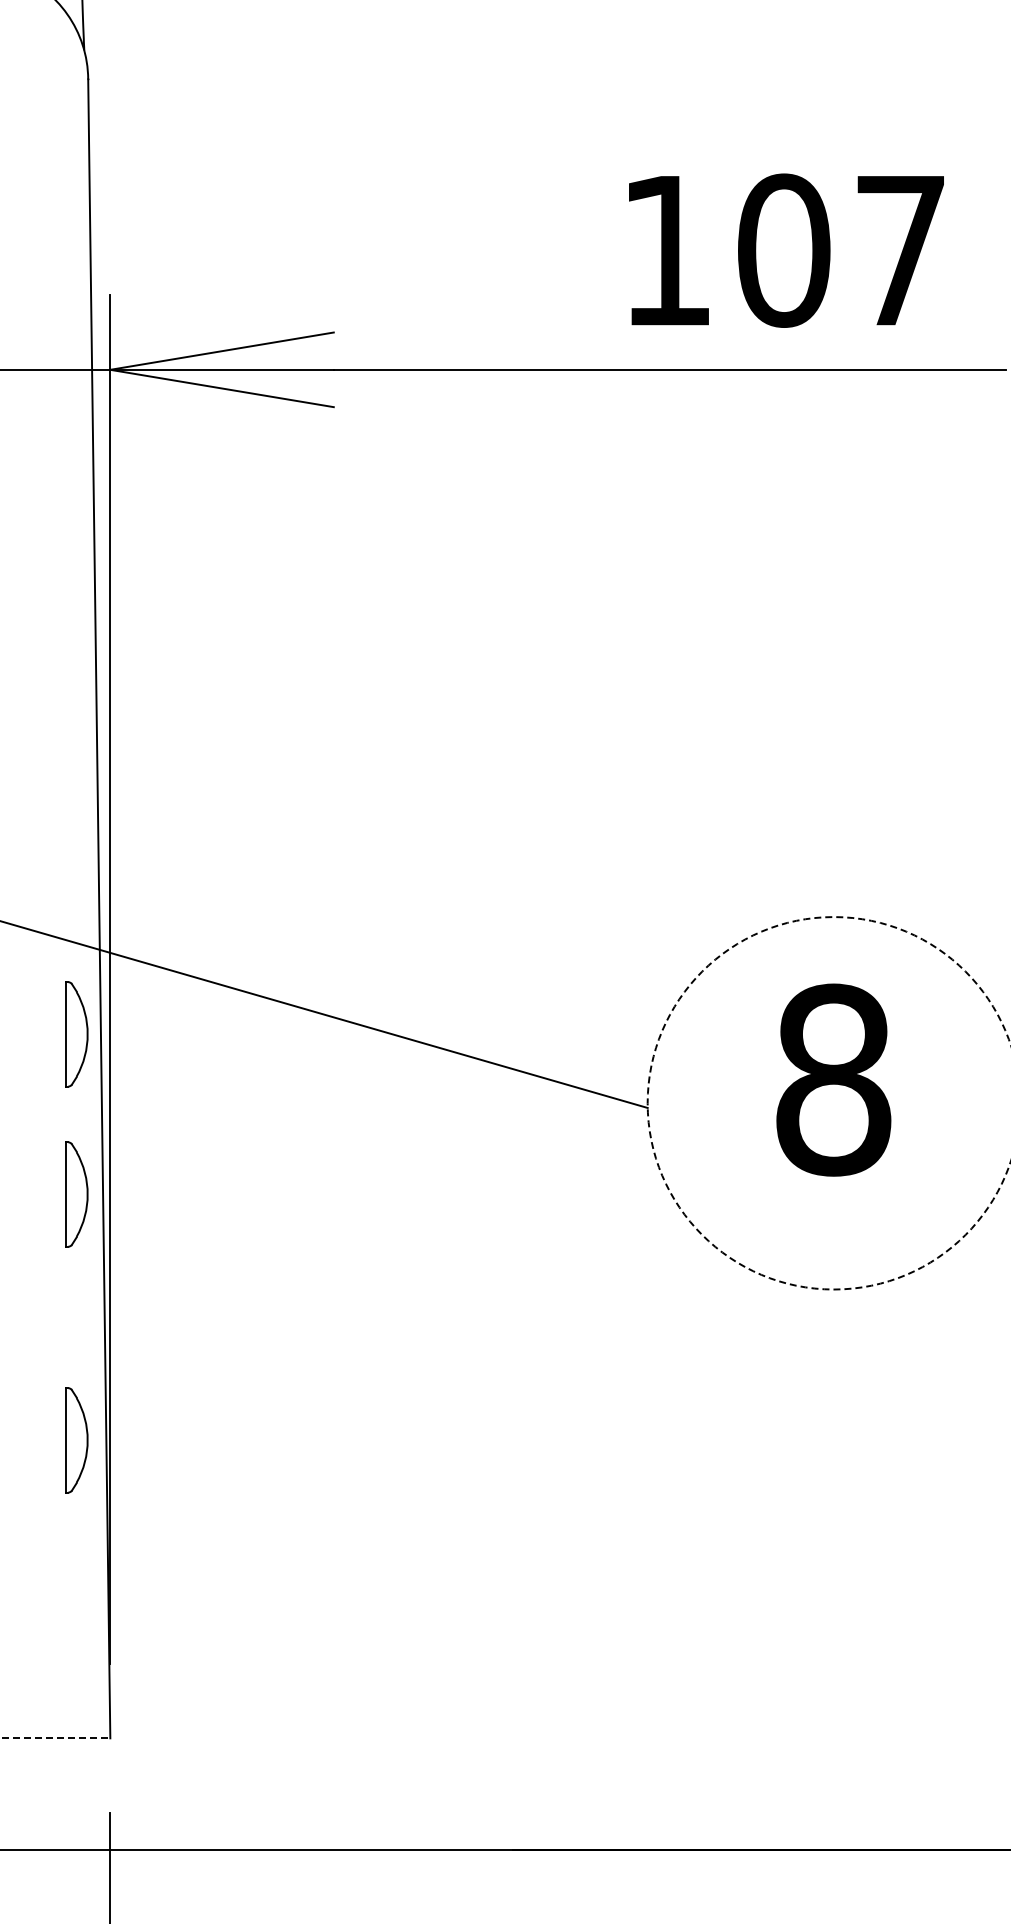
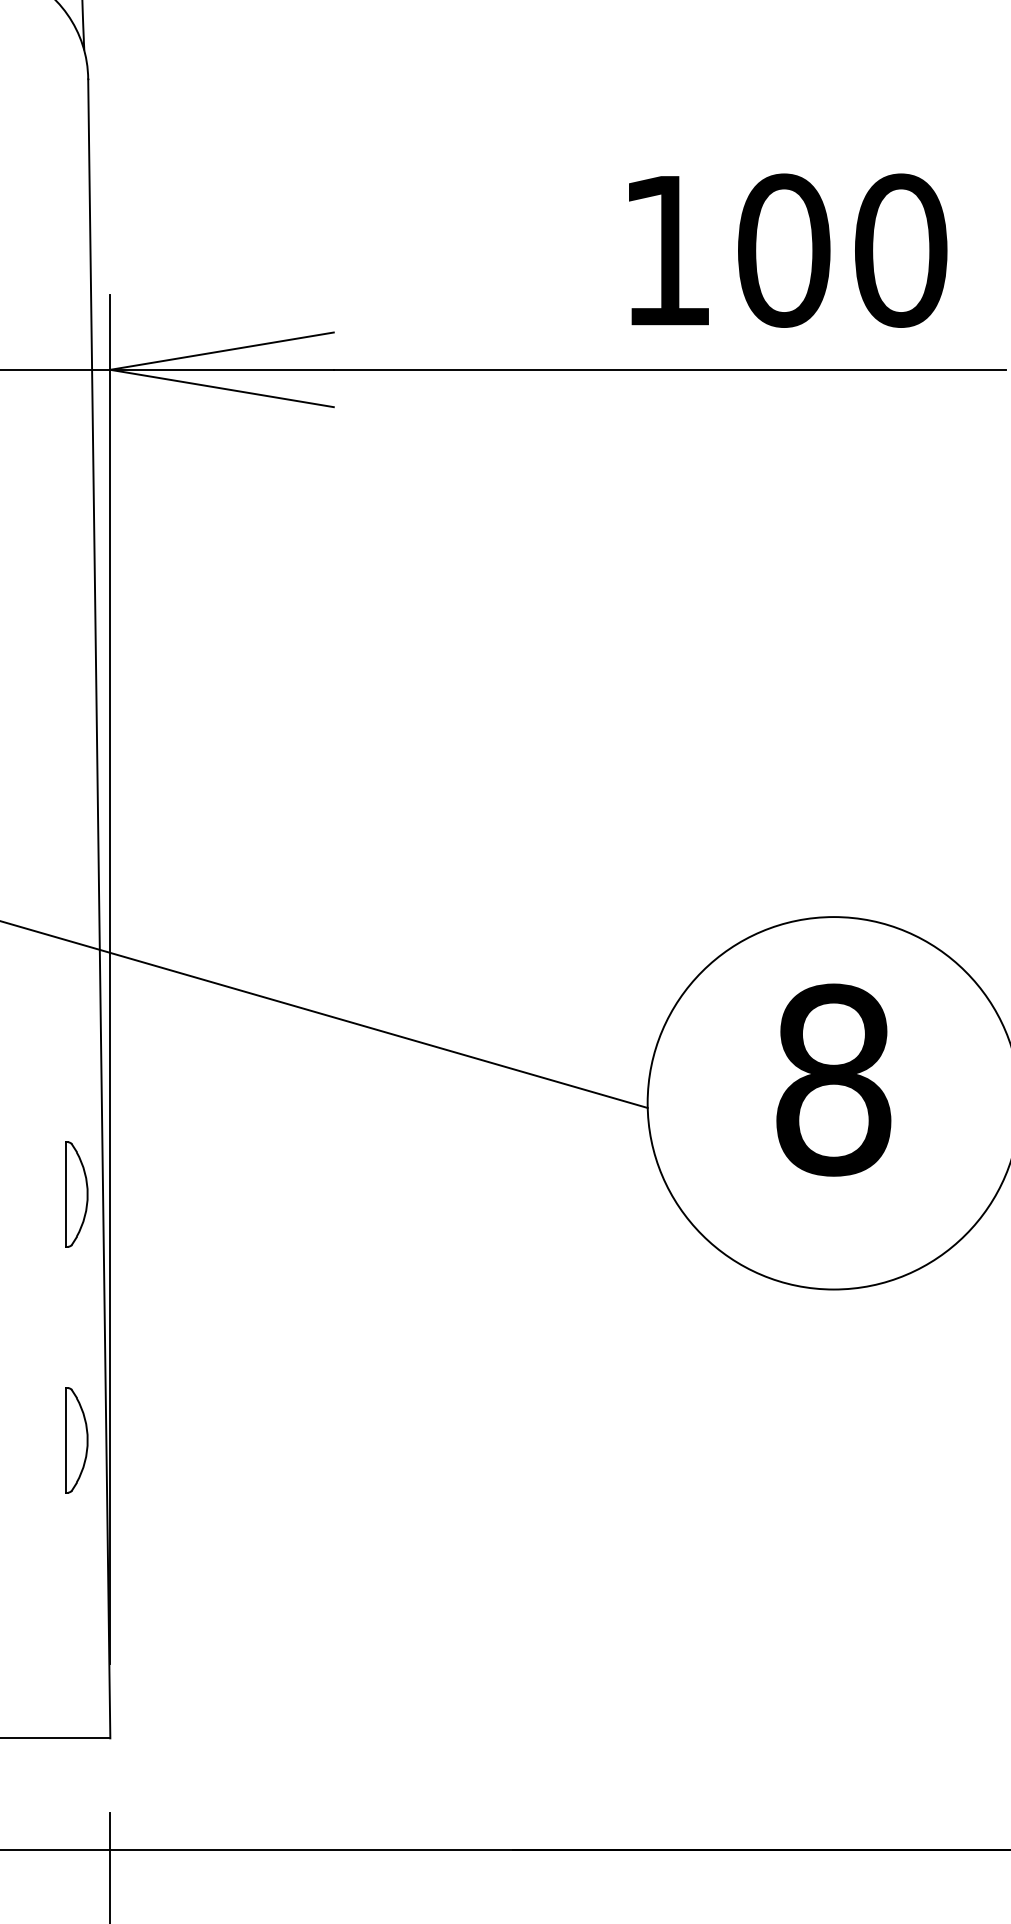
text: 107 -> 100 (901, 250)
part: present -> none (76, 1034)
circle: dashed -> solid (828, 1103)
line: dashed -> solid (55, 1738)
